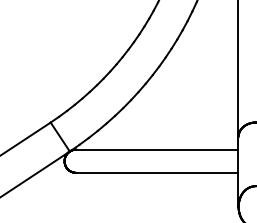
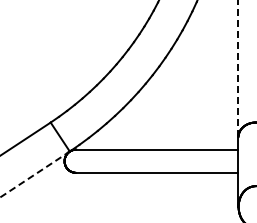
line: solid -> dashed (238, 68)
line: solid -> dashed (34, 174)
